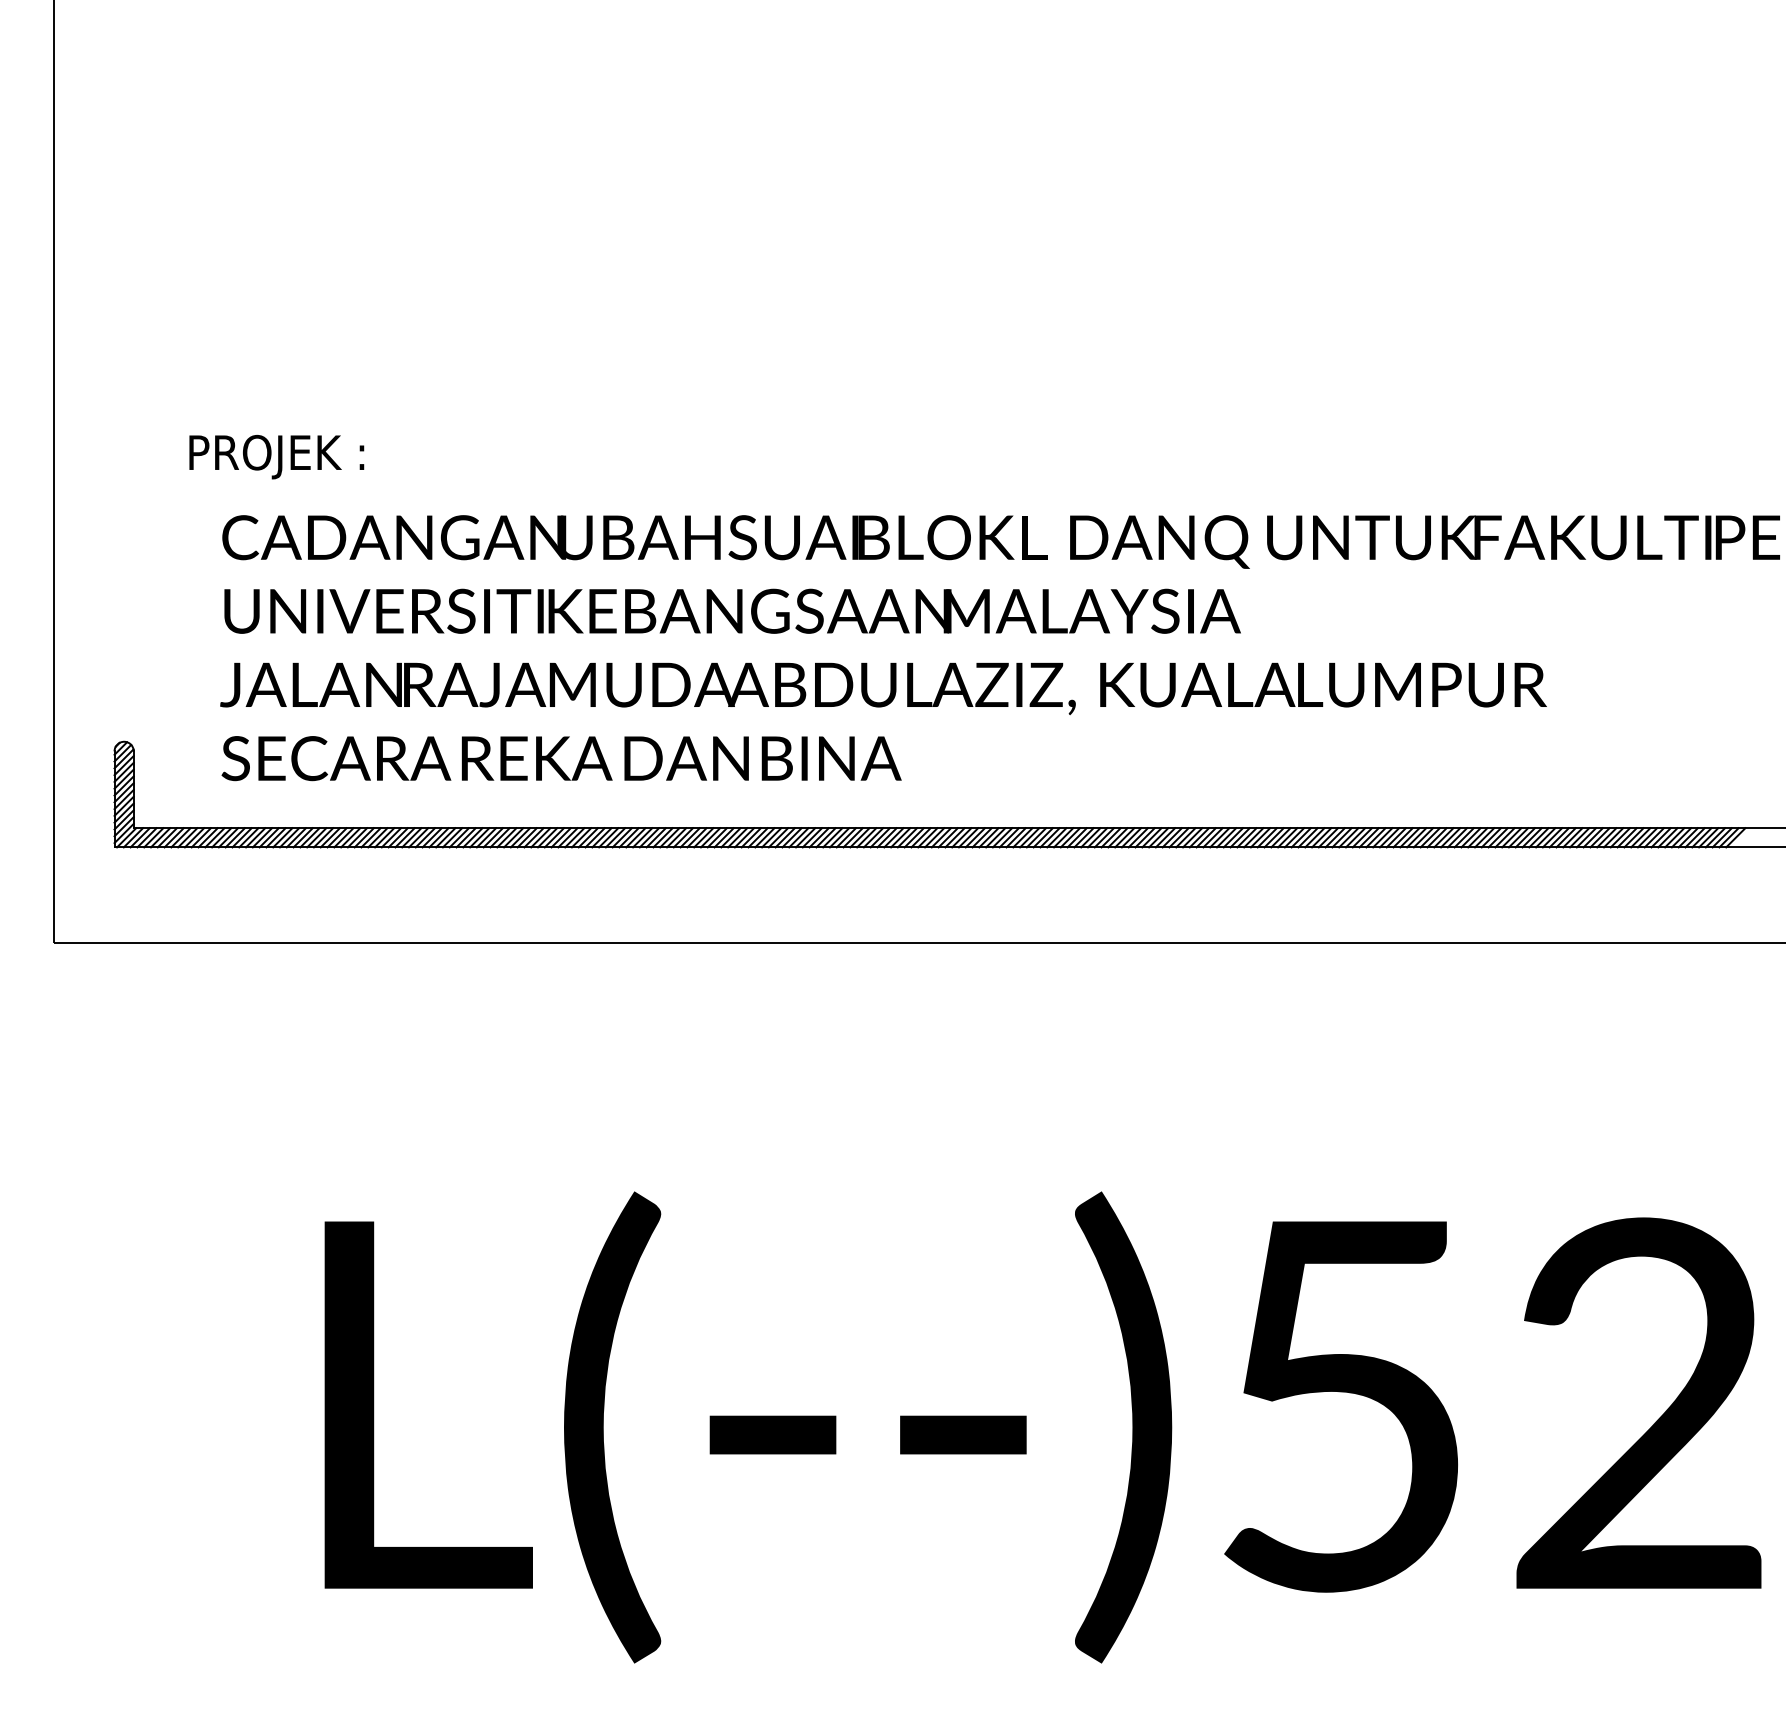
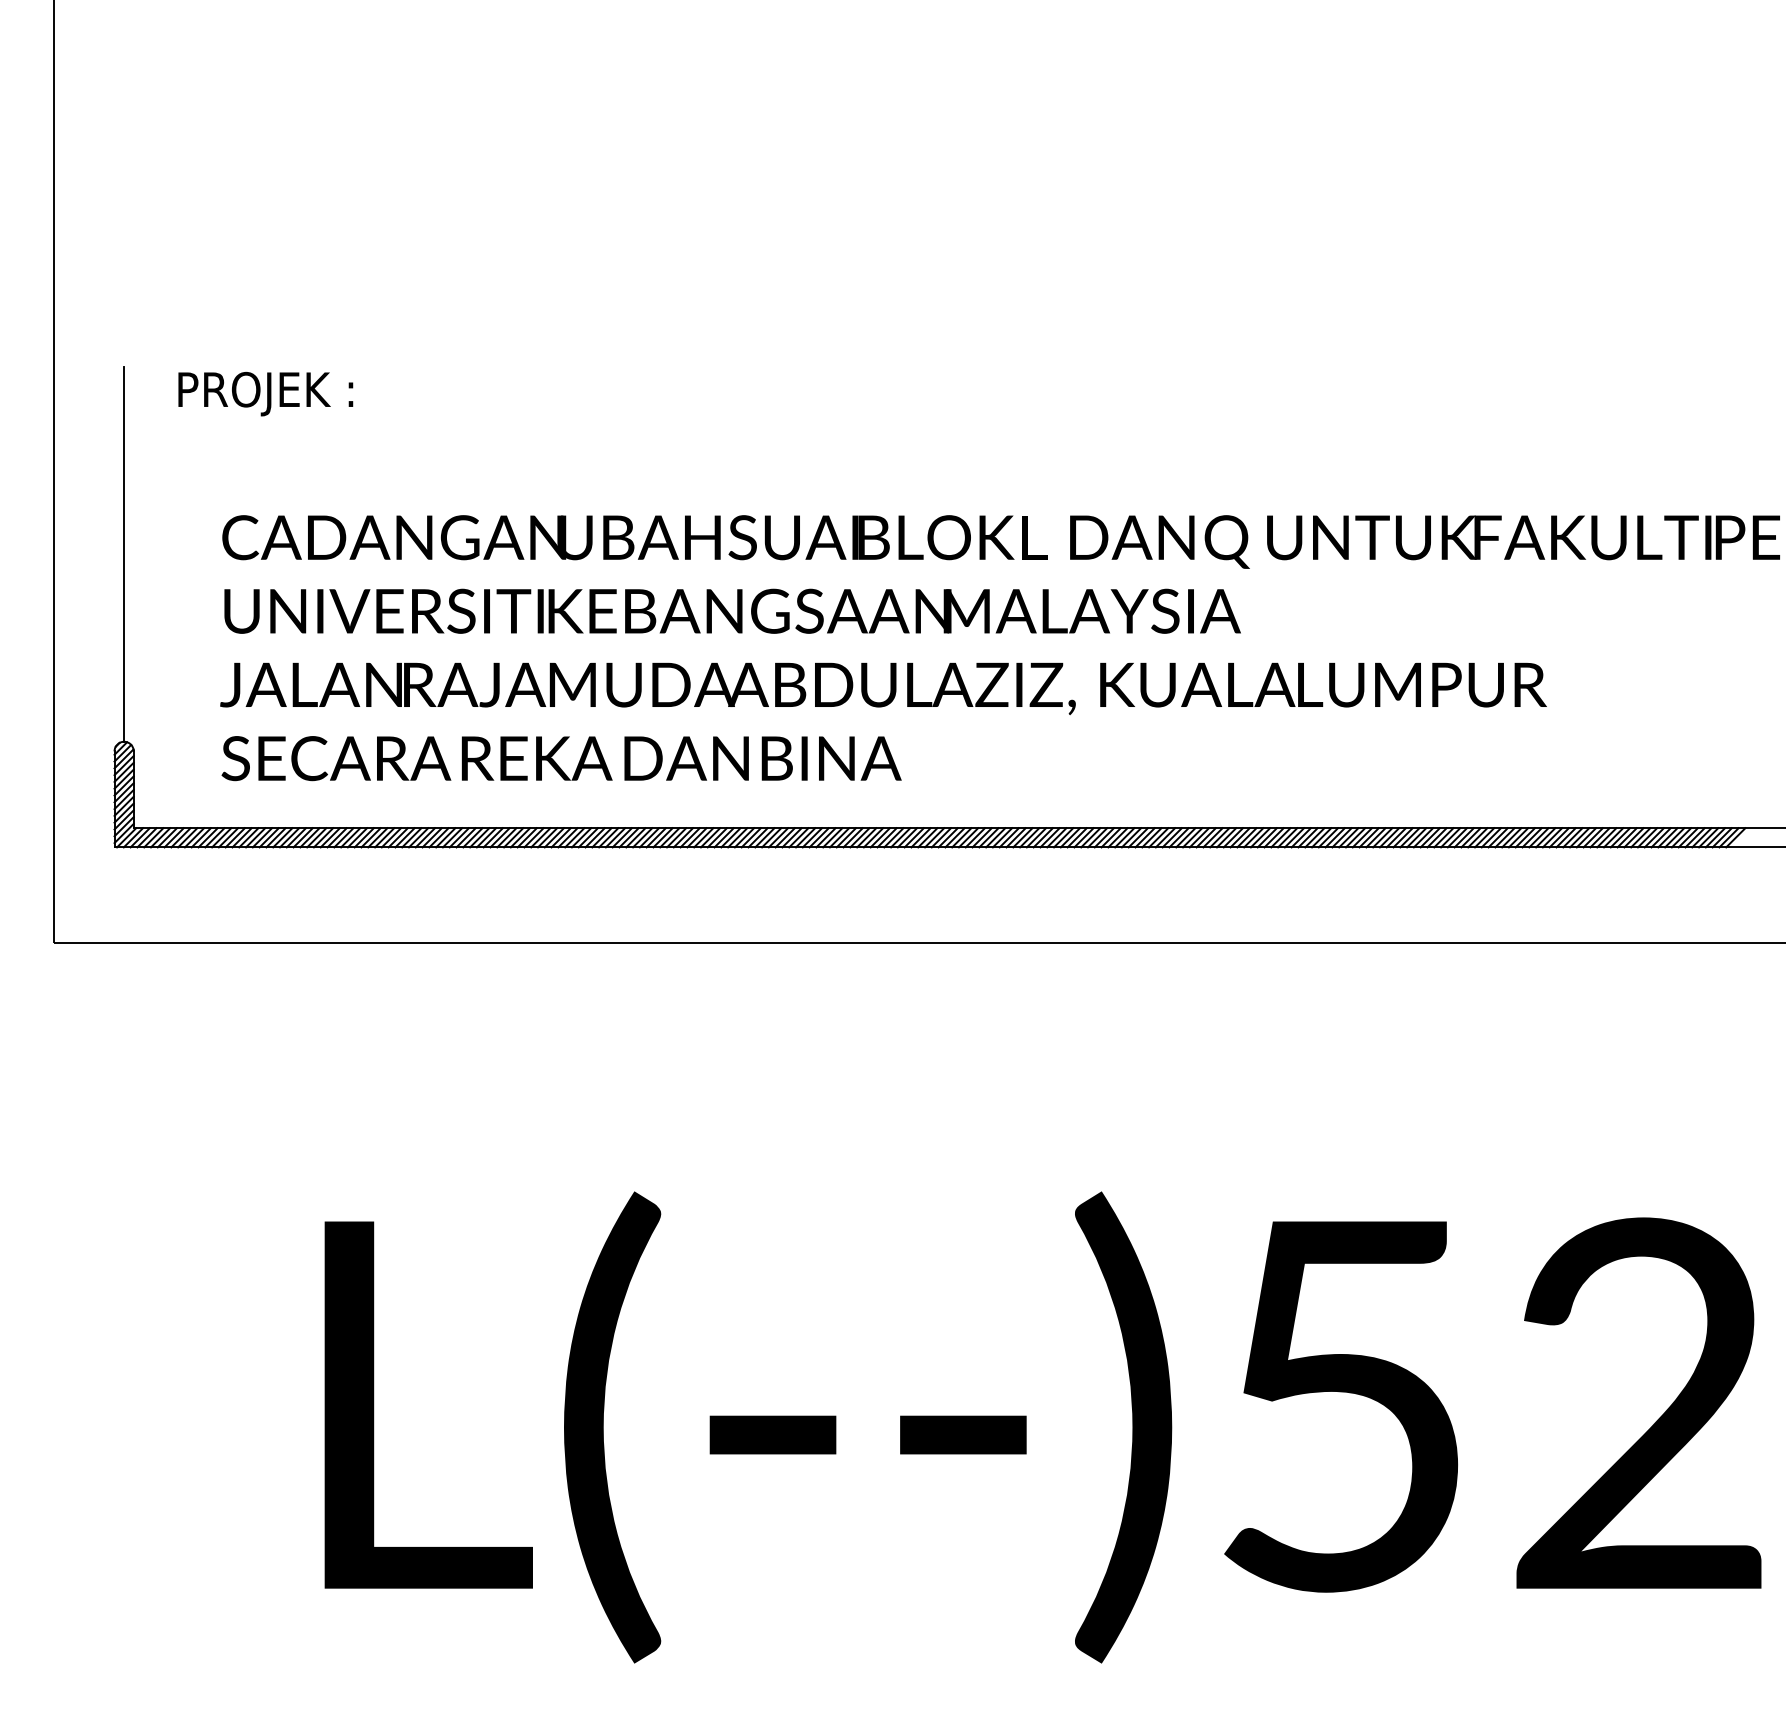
text position: (276, 456) -> (265, 393) (265, 393)
line: none -> present (124, 554)
